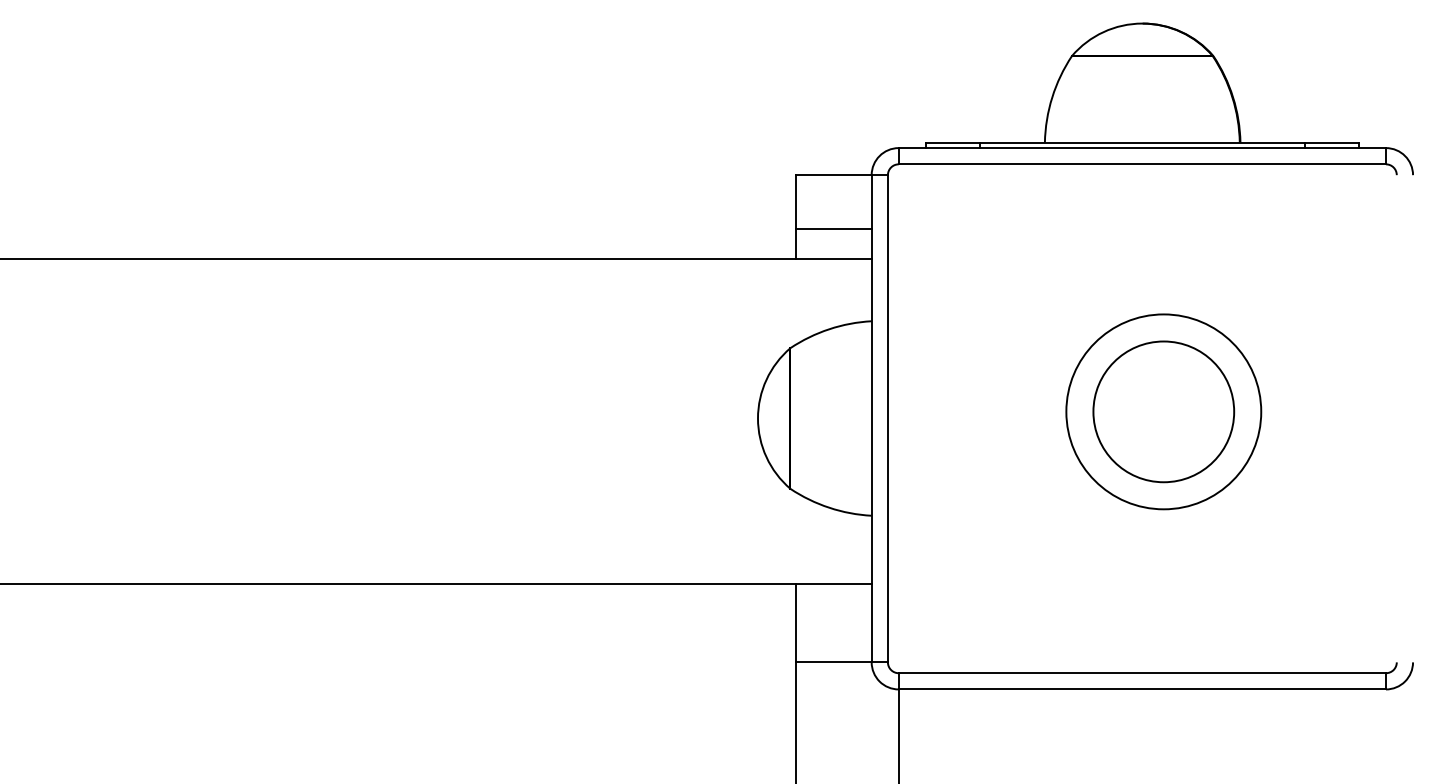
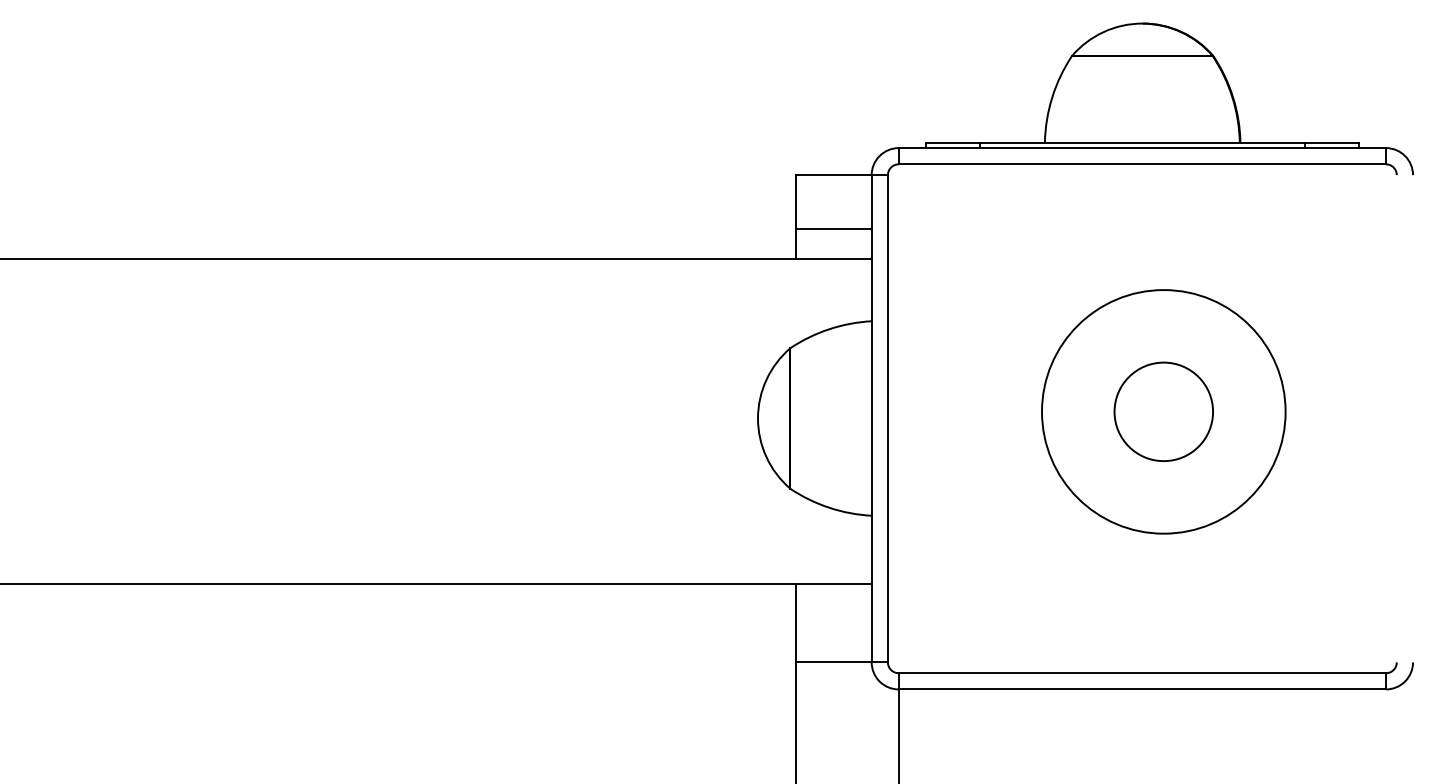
circle diameter: 141 px -> 99 px (1163, 411)
circle diameter: 195 px -> 244 px (1163, 411)
